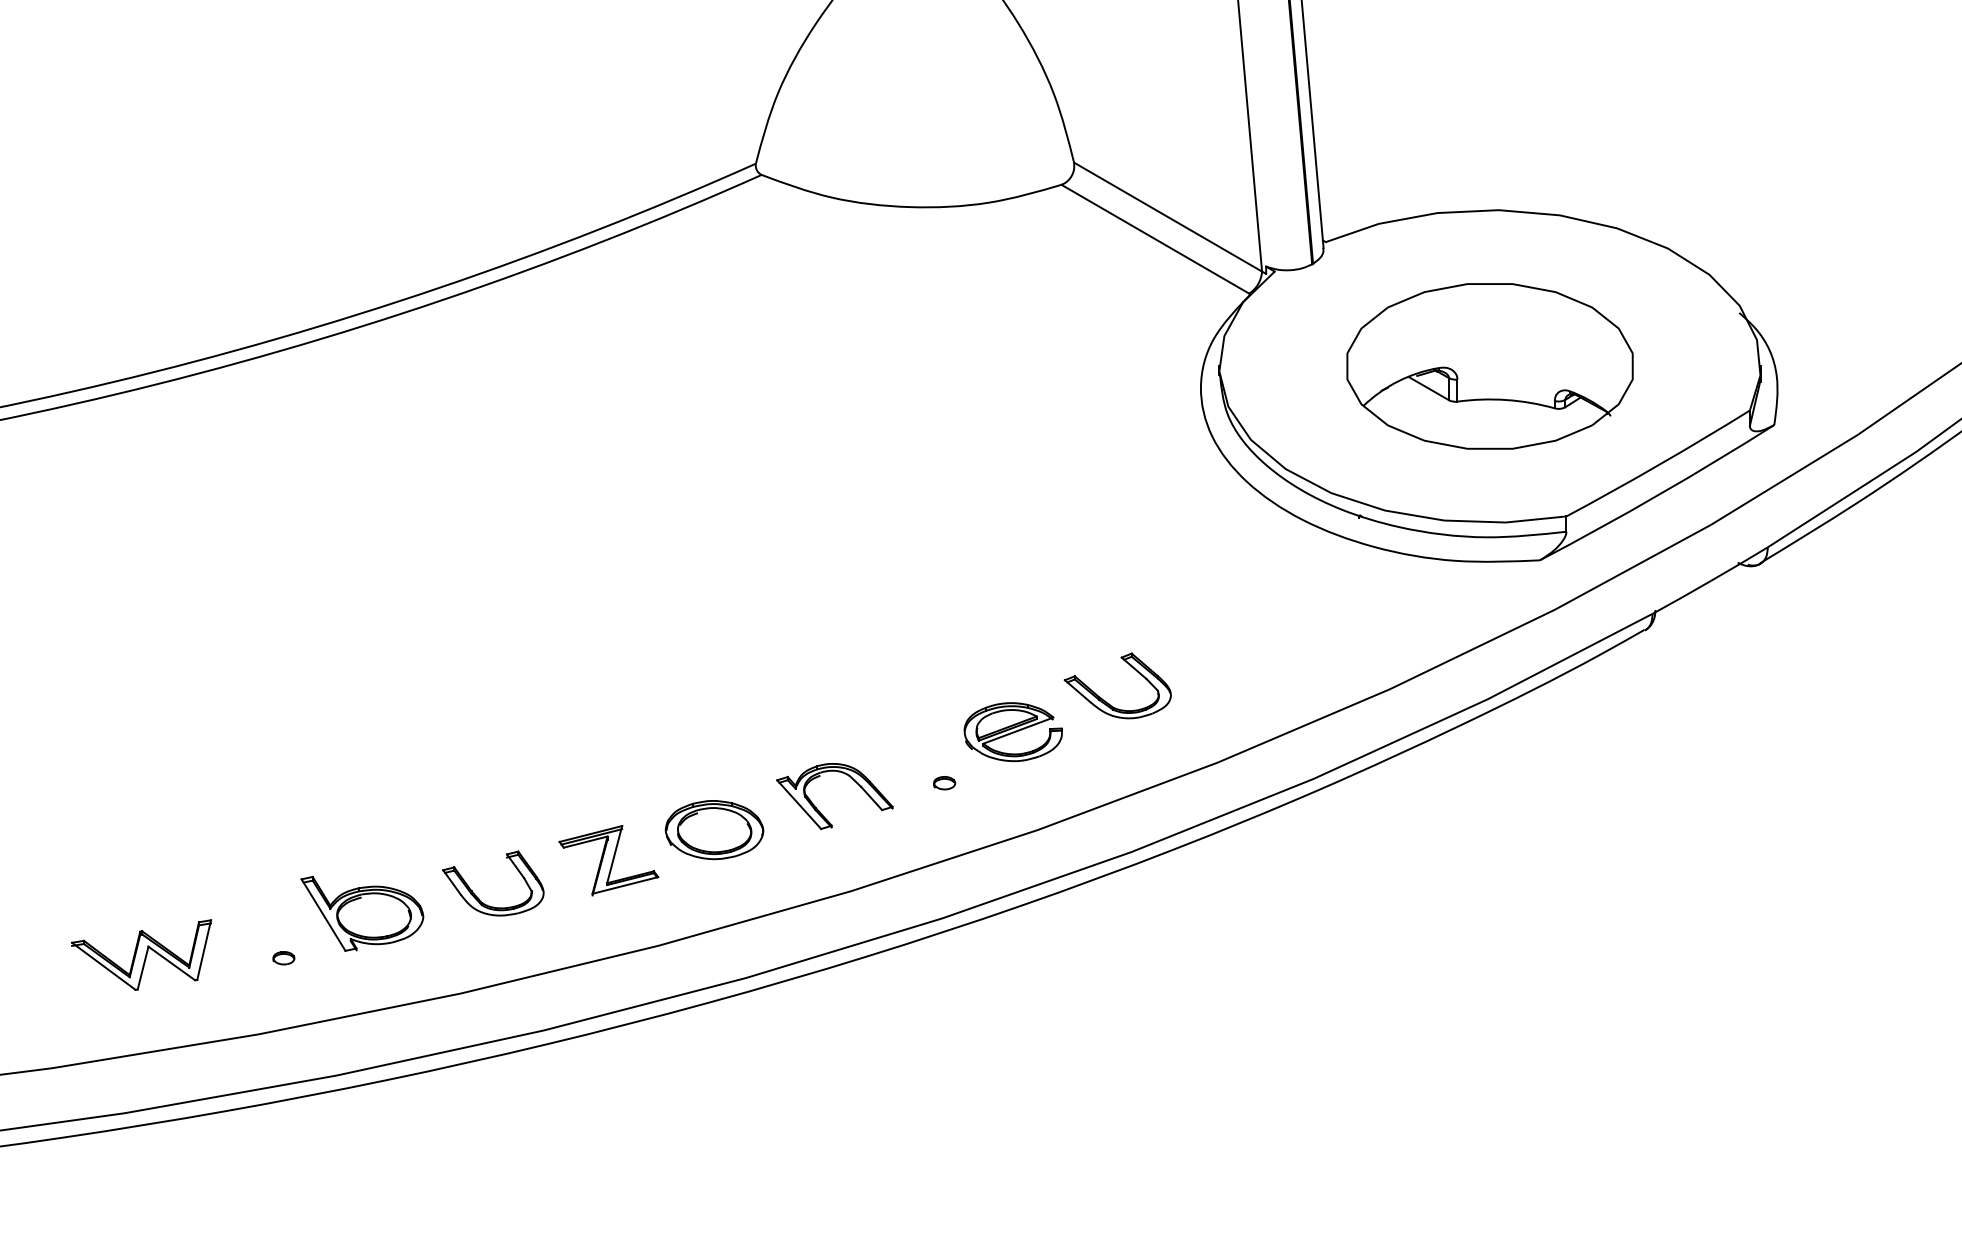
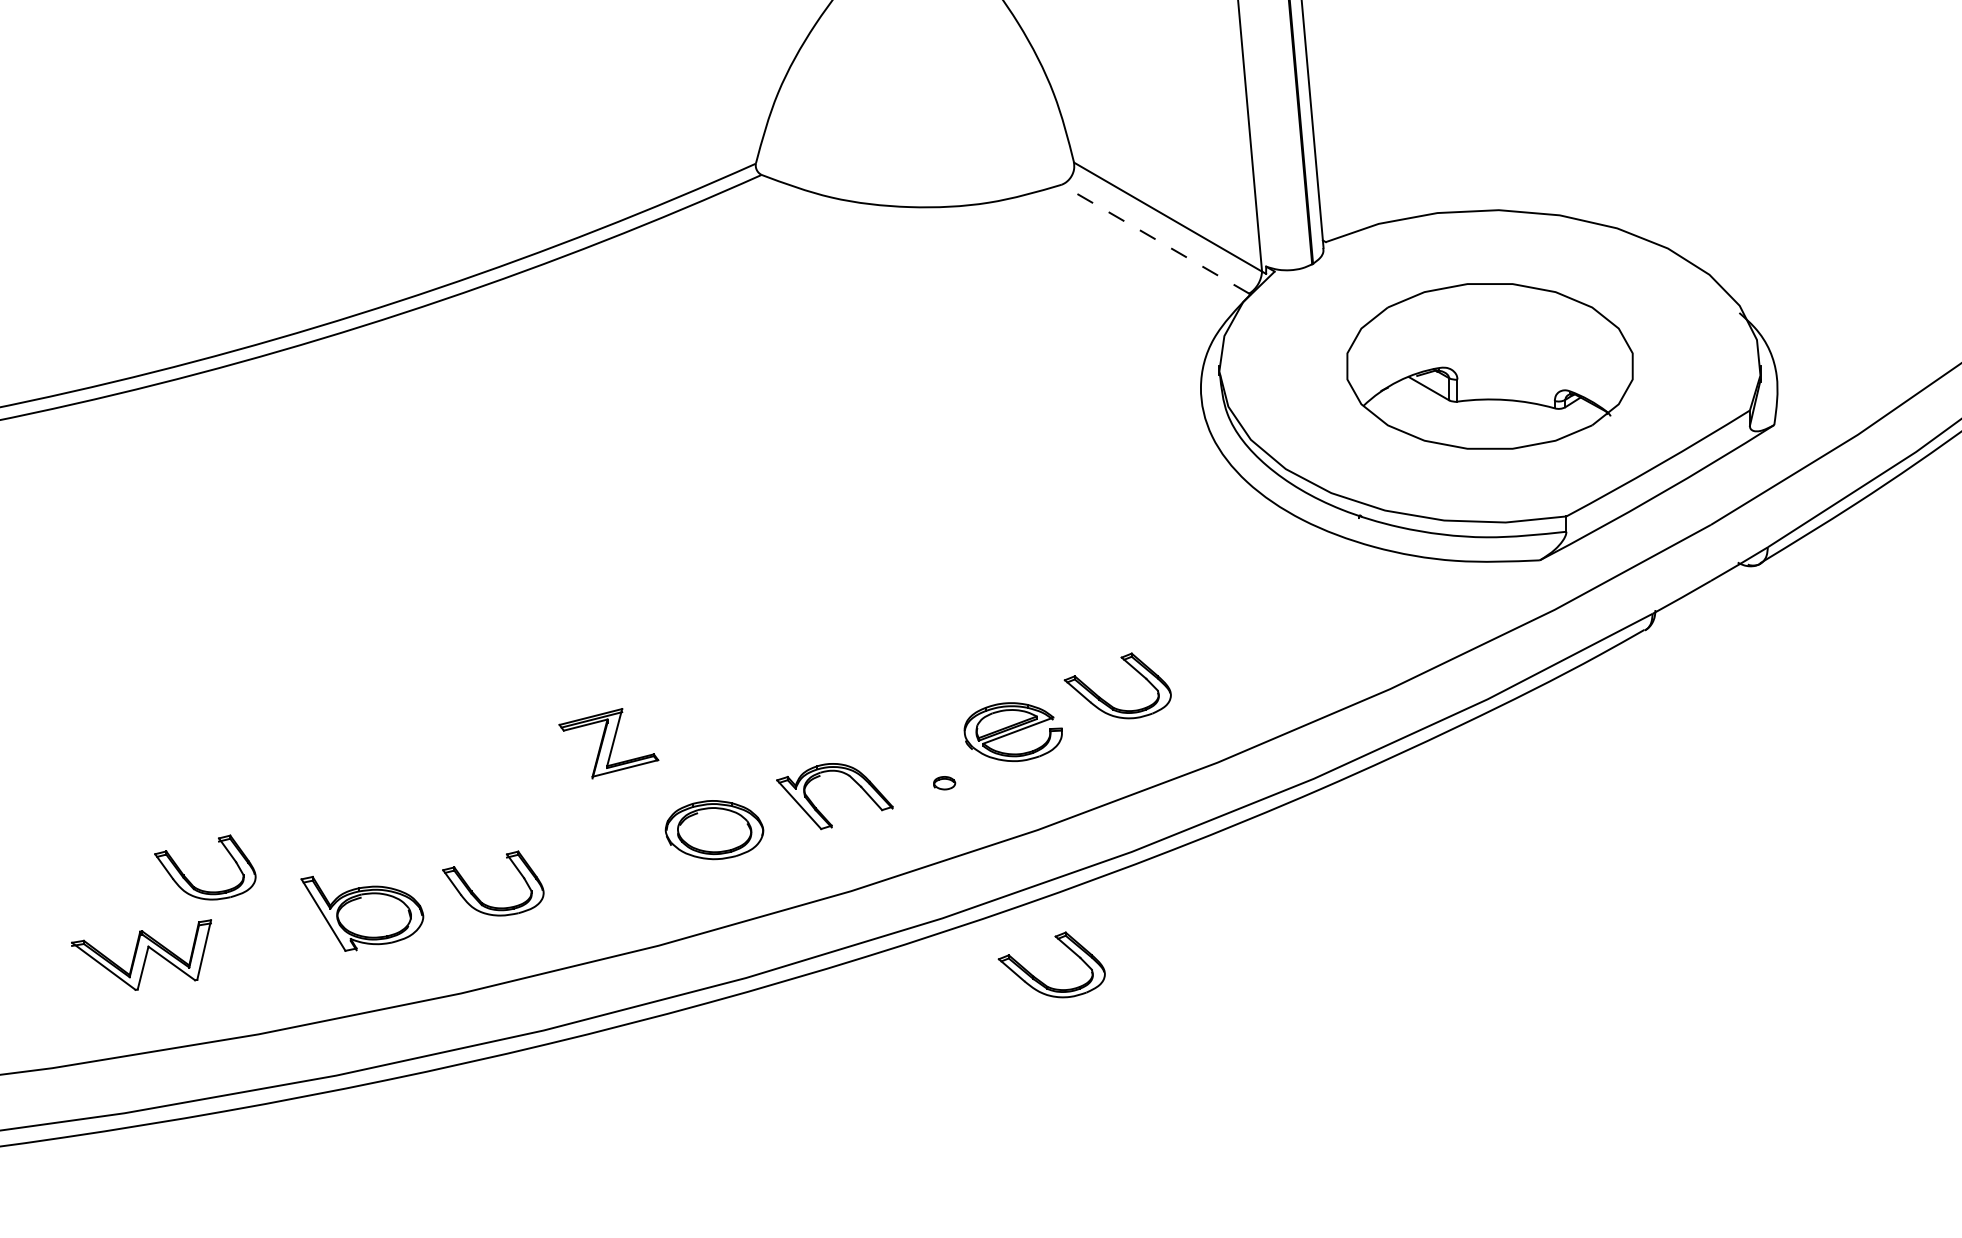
line: solid -> dashed (1155, 239)
part position: (608, 860) -> (608, 743) (608, 743)
part: none -> present (190, 881)
part: present -> none (283, 958)
part: none -> present (1039, 979)
